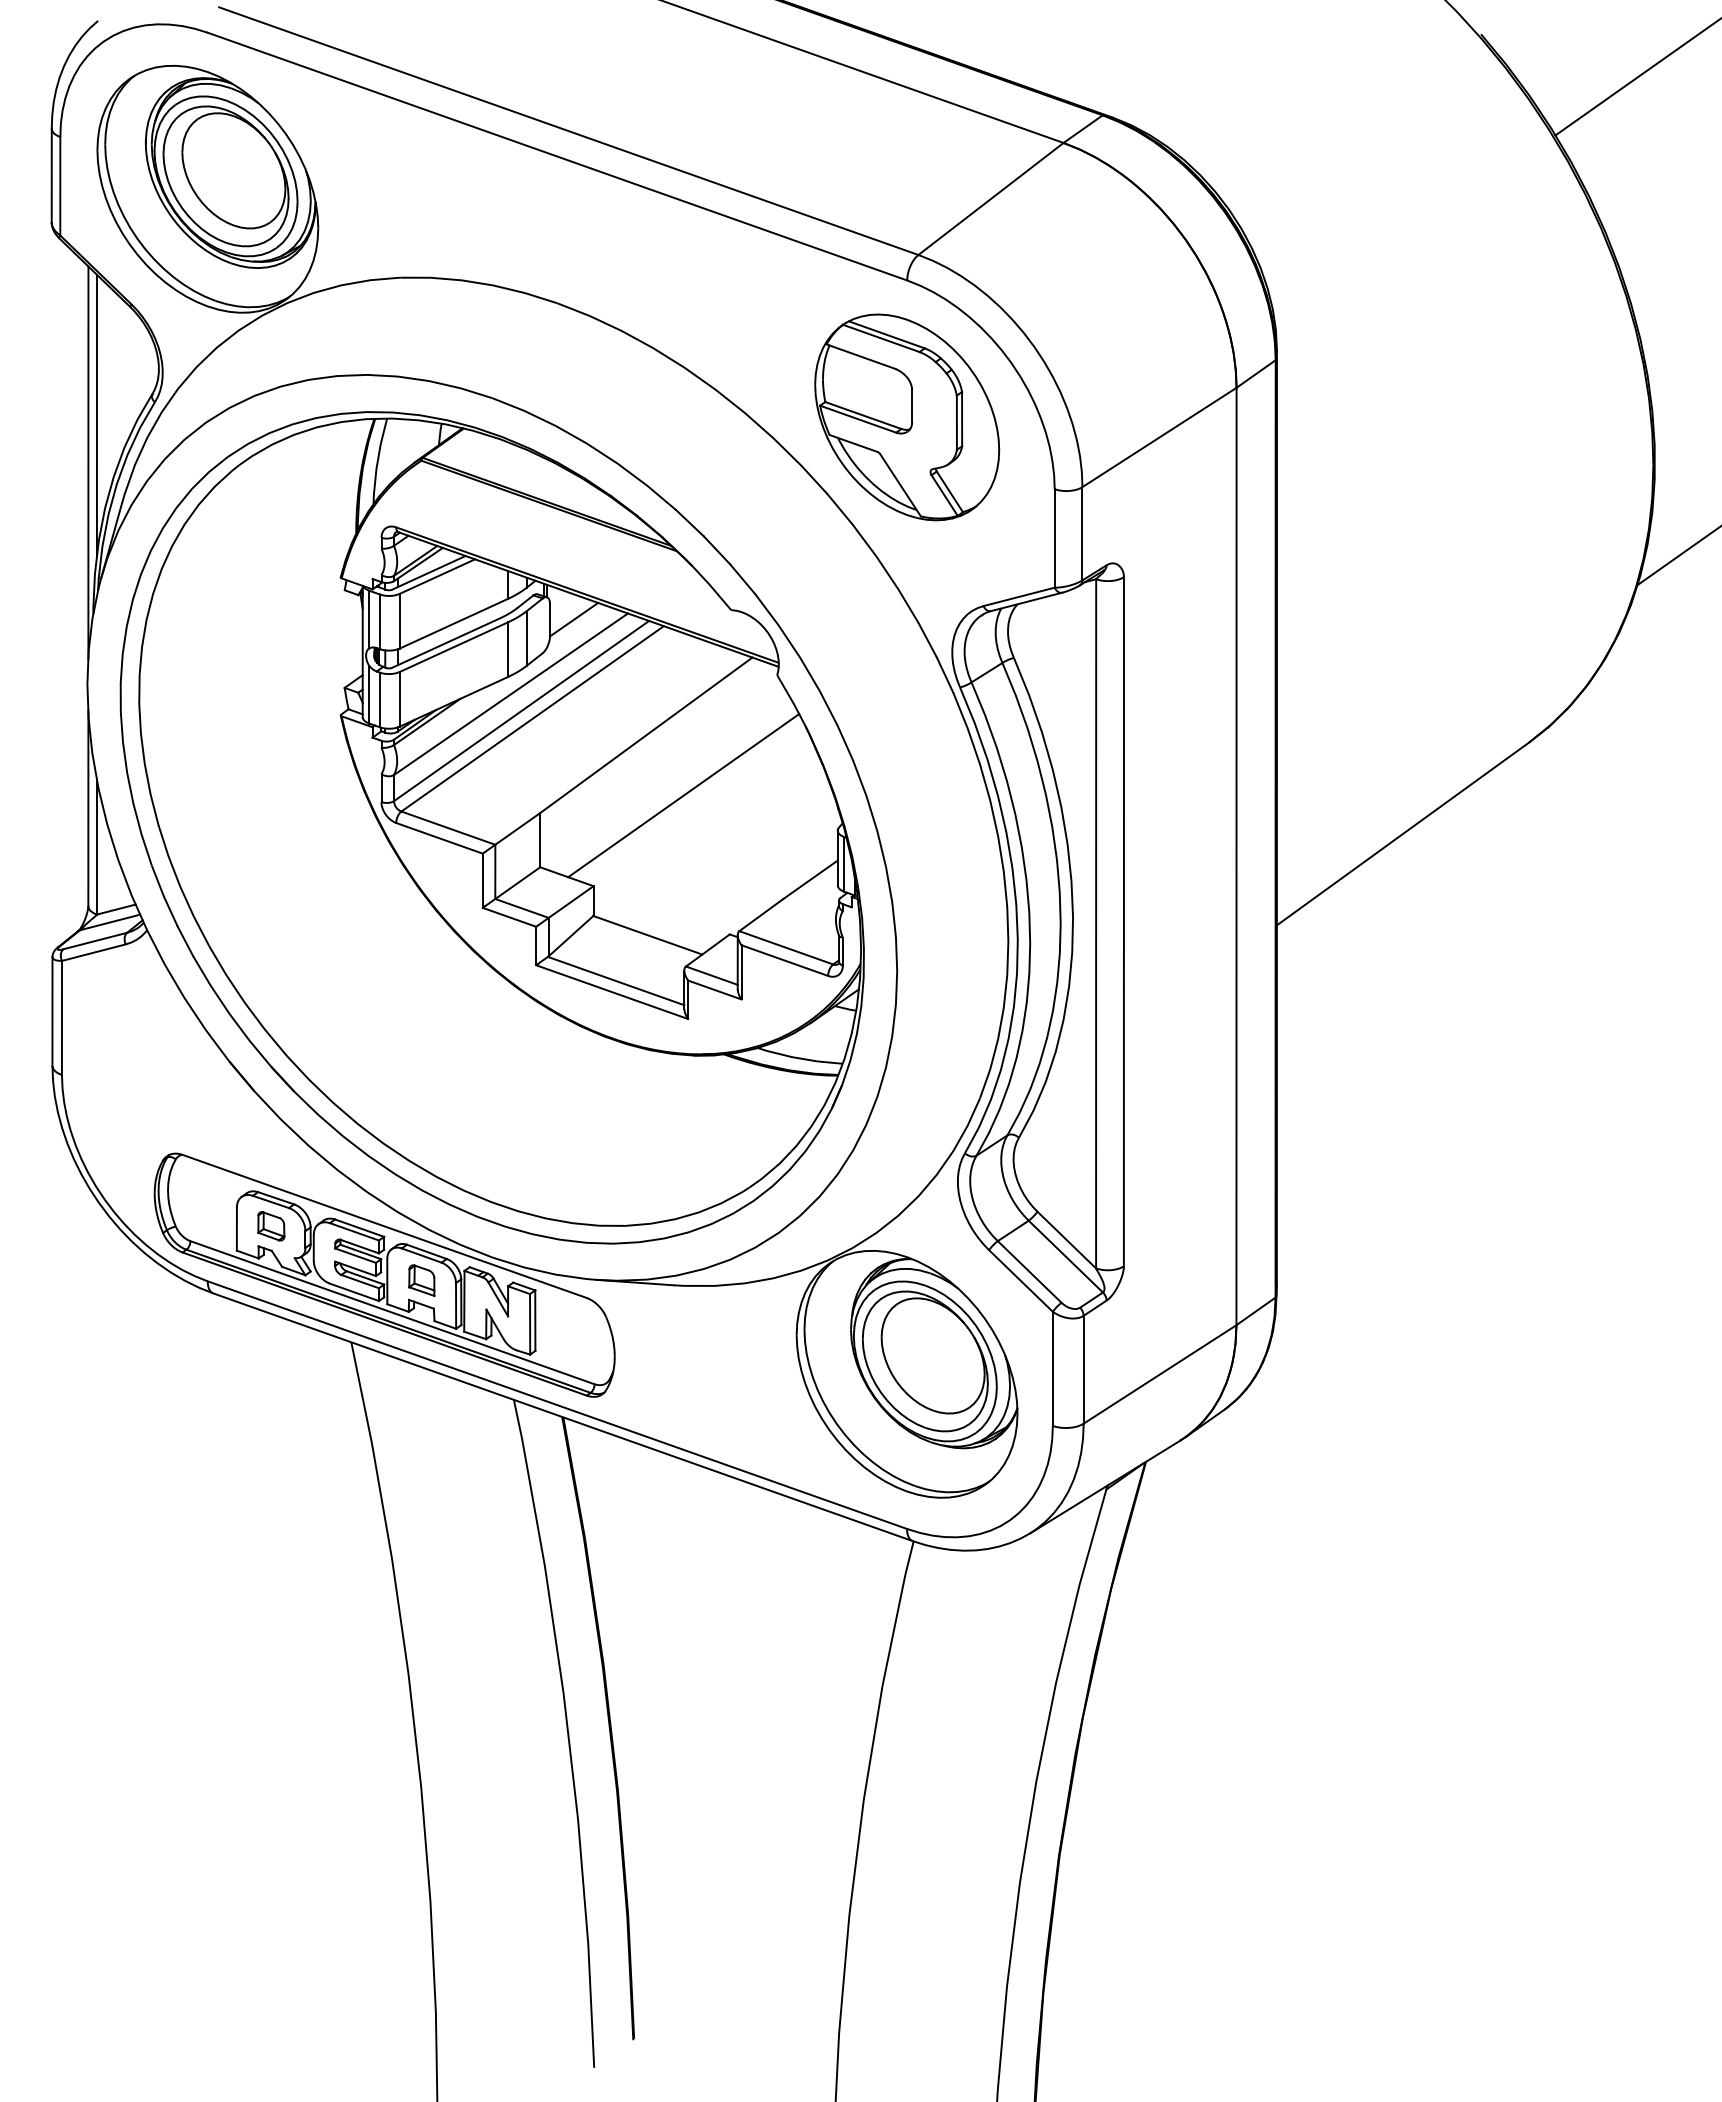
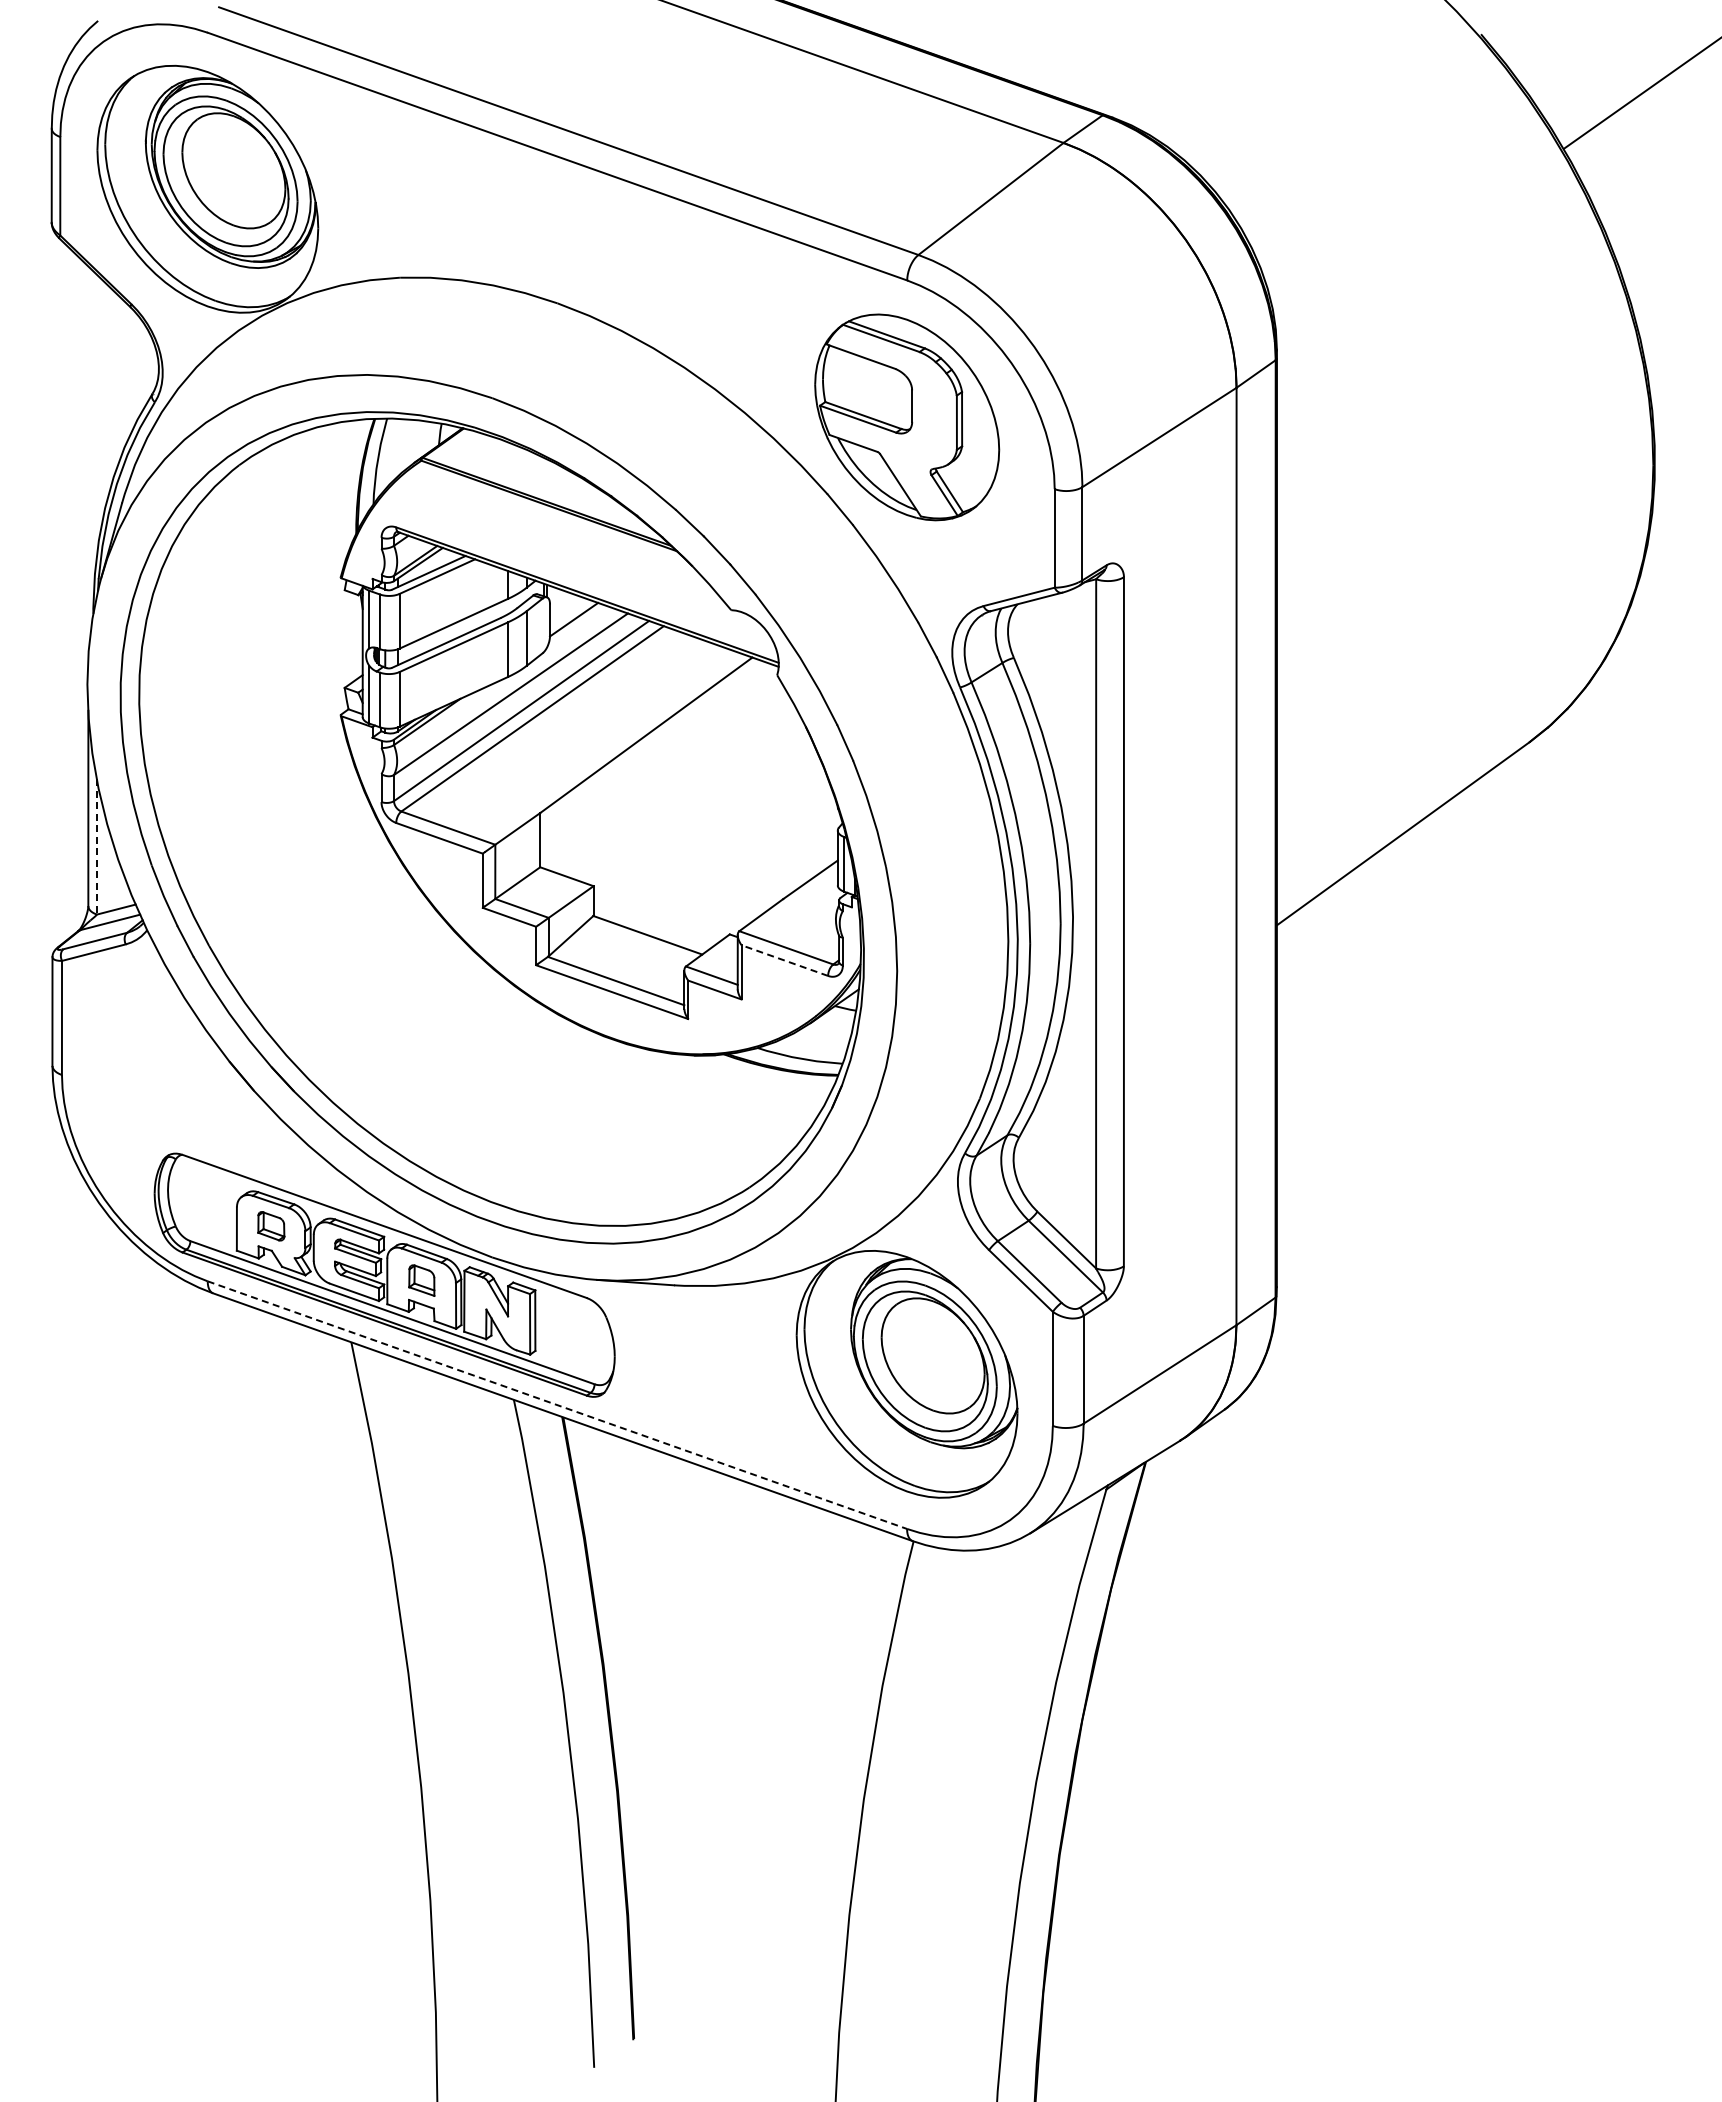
line position: (1636, 77) -> (1641, 93) (1641, 93)
line: present -> none (96, 415)
line: present -> none (88, 462)
line: present -> none (1677, 556)
line: present -> none (683, 795)
line: solid -> dashed (96, 846)
line: solid -> dashed (784, 960)
line: solid -> dashed (557, 1405)
